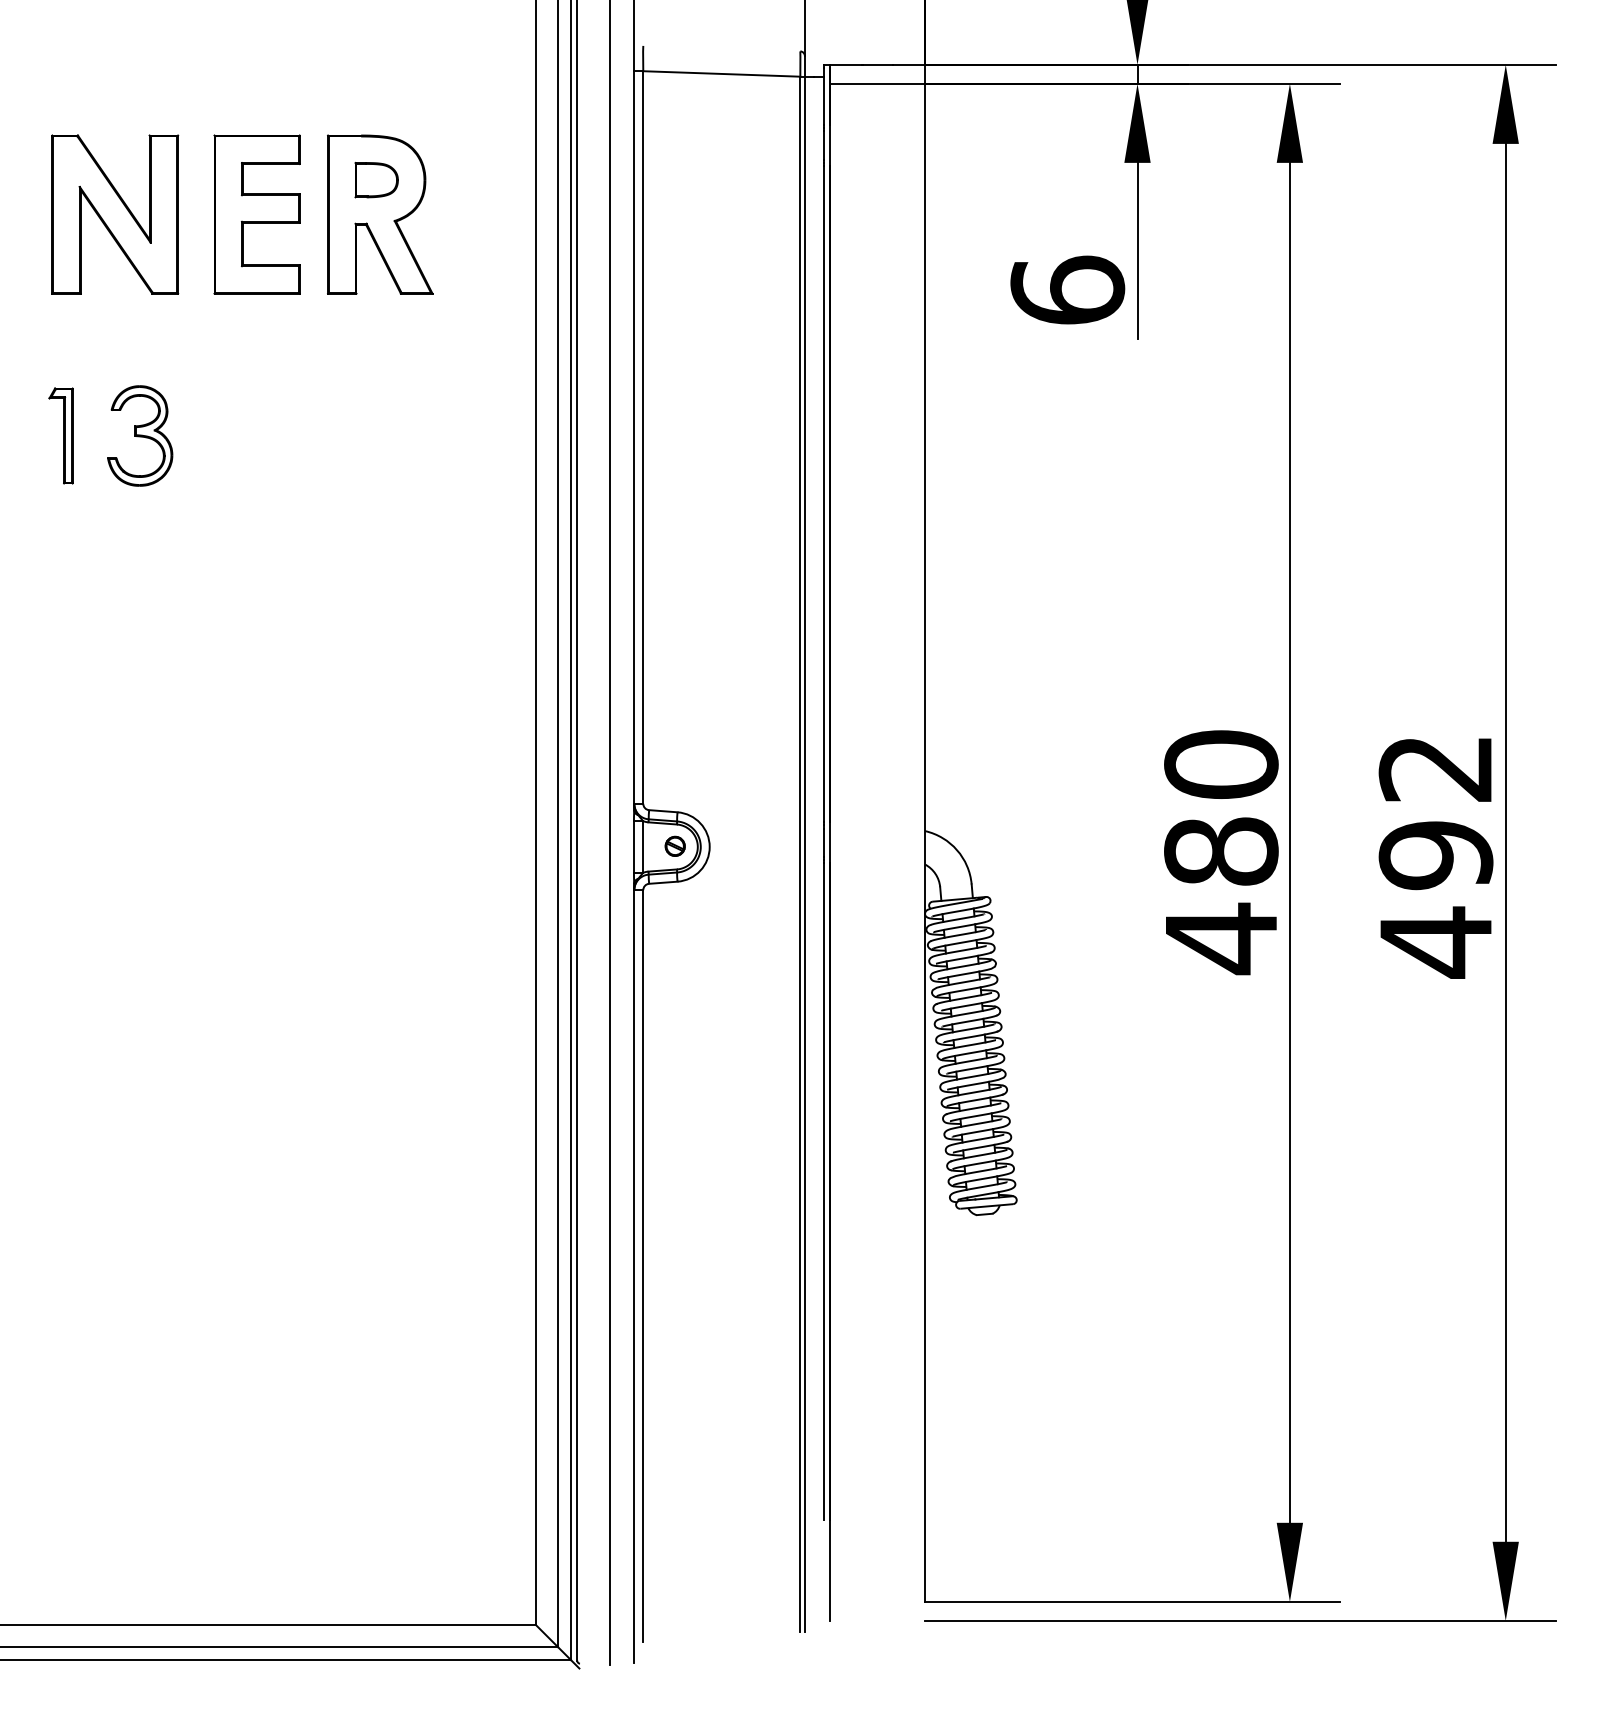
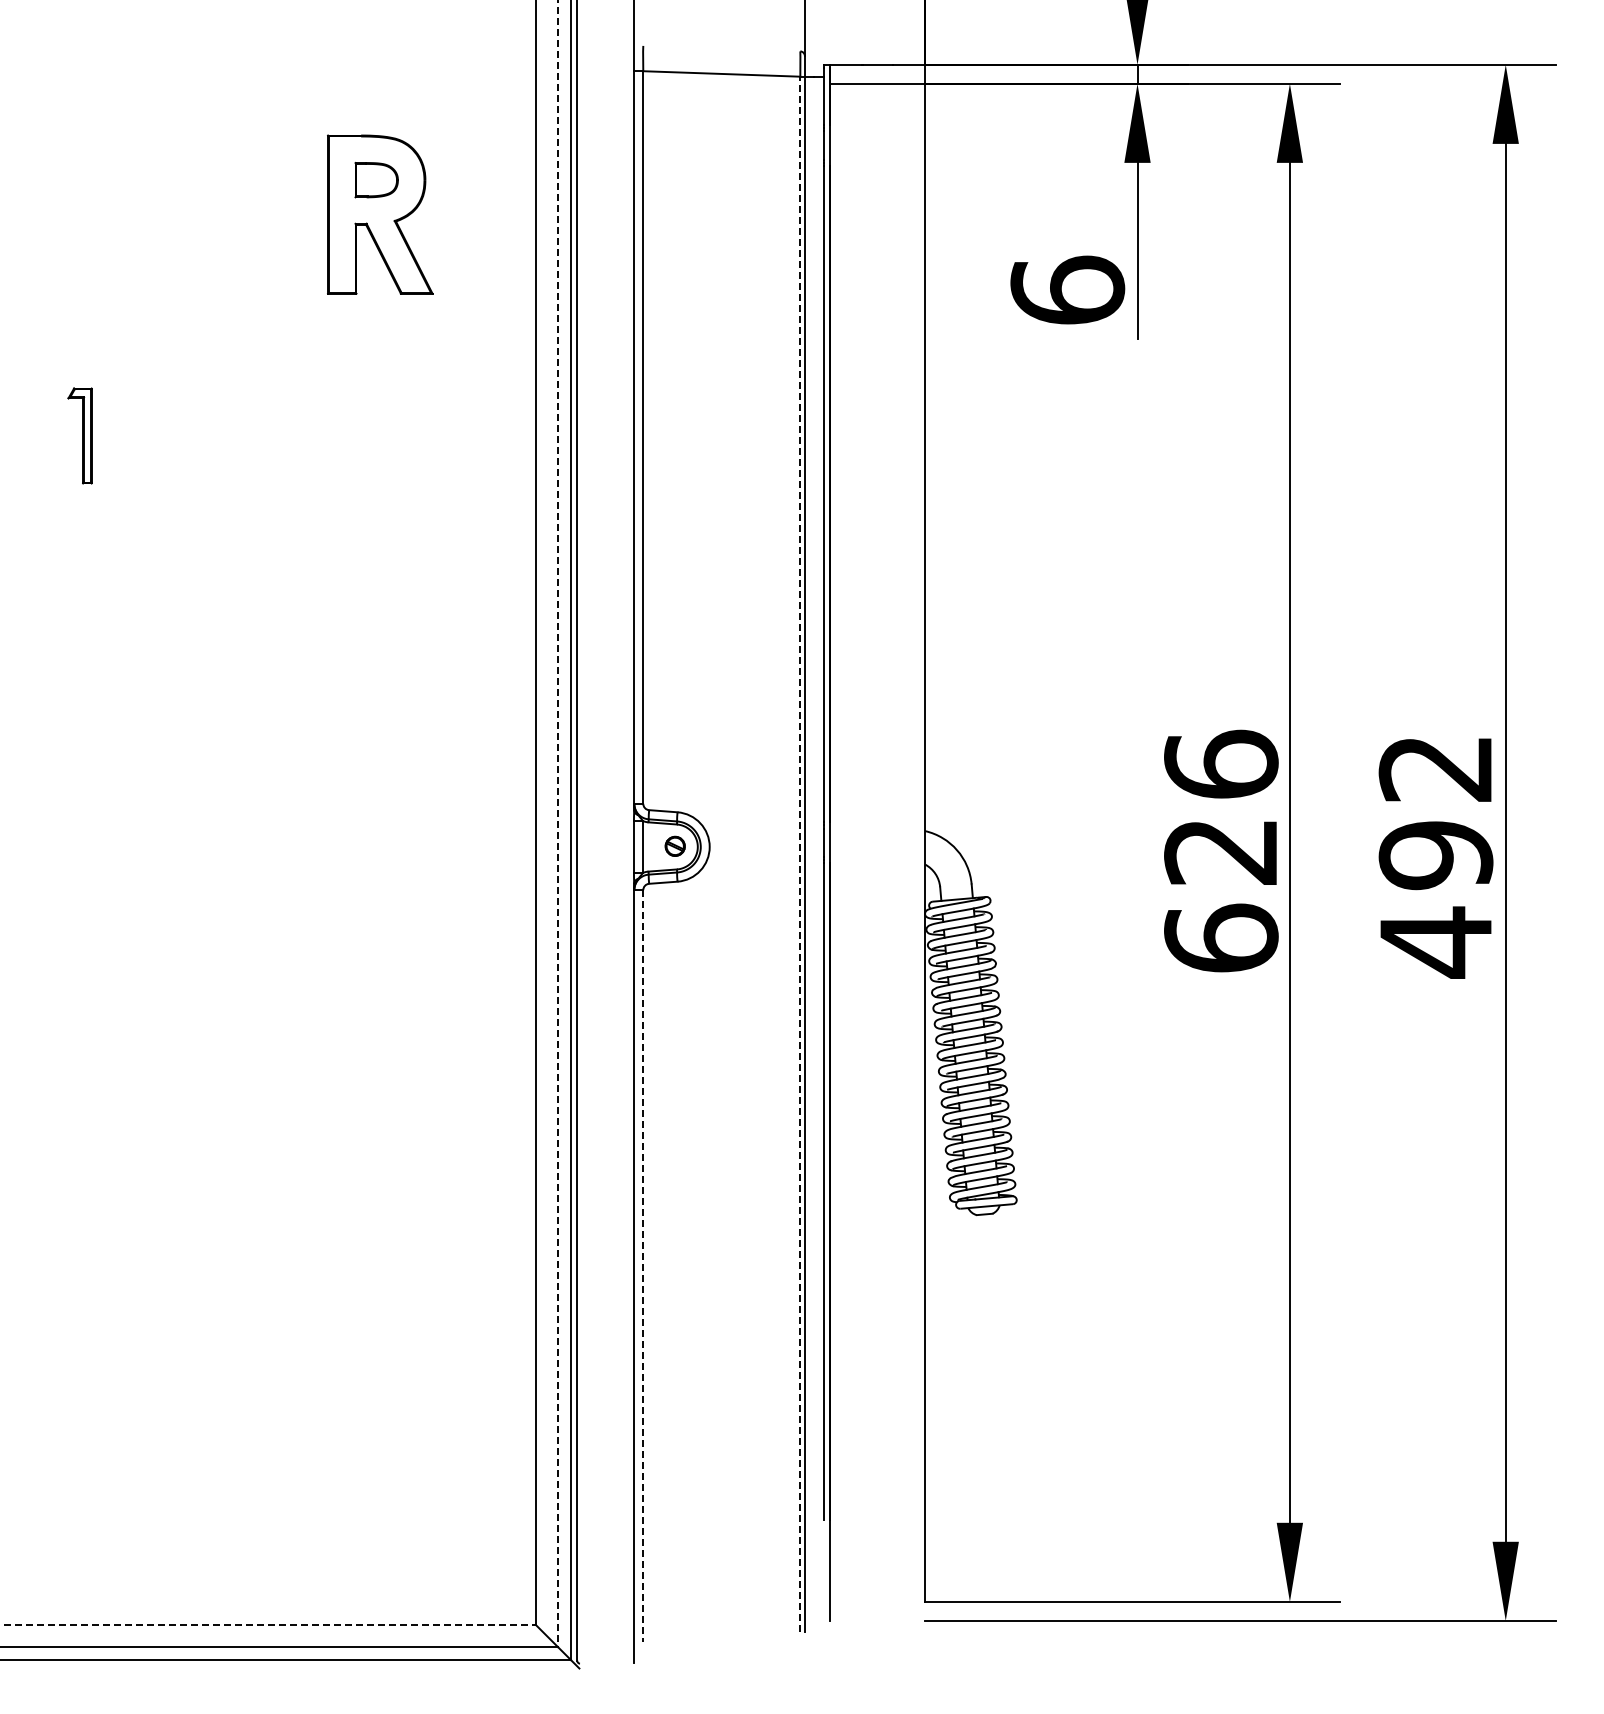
part: present -> none (115, 214)
part: present -> none (256, 214)
part position: (60, 435) -> (79, 435) (79, 435)
part: present -> none (140, 435)
line: solid -> dashed (558, 824)
line: present -> none (610, 833)
text: 480 -> 626 (1221, 852)
line: solid -> dashed (800, 854)
line: solid -> dashed (643, 1265)
line: solid -> dashed (268, 1624)
